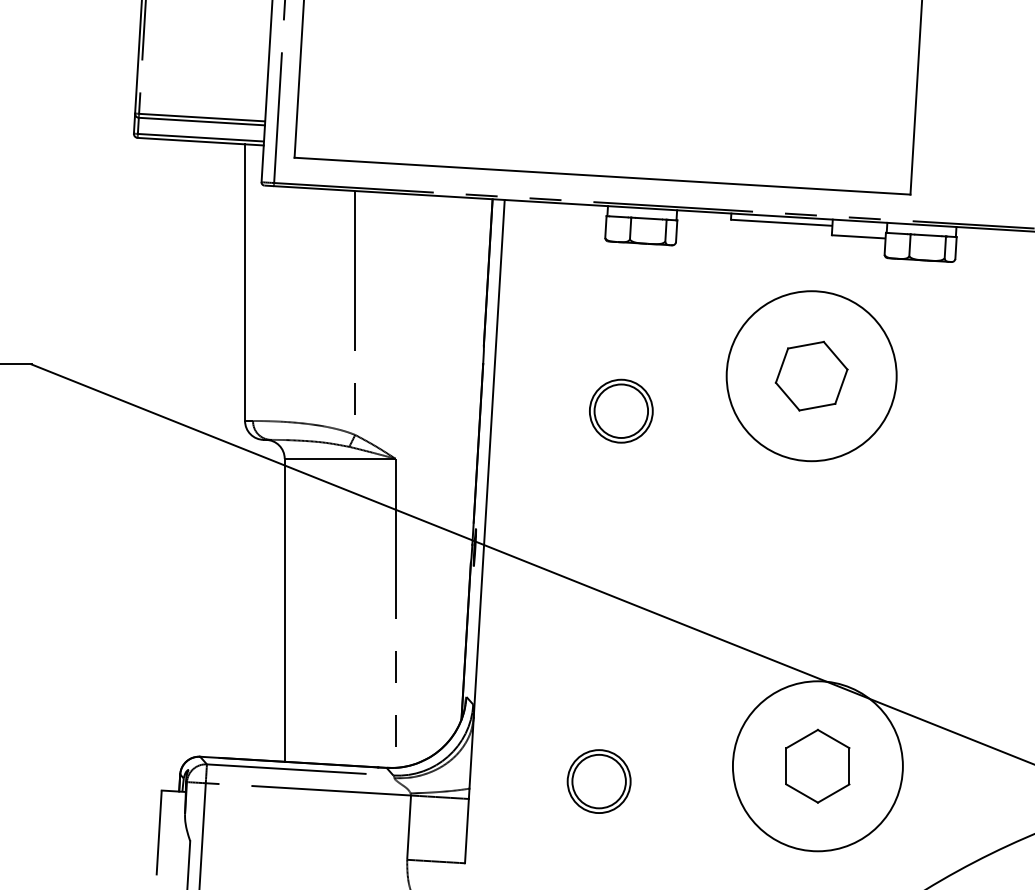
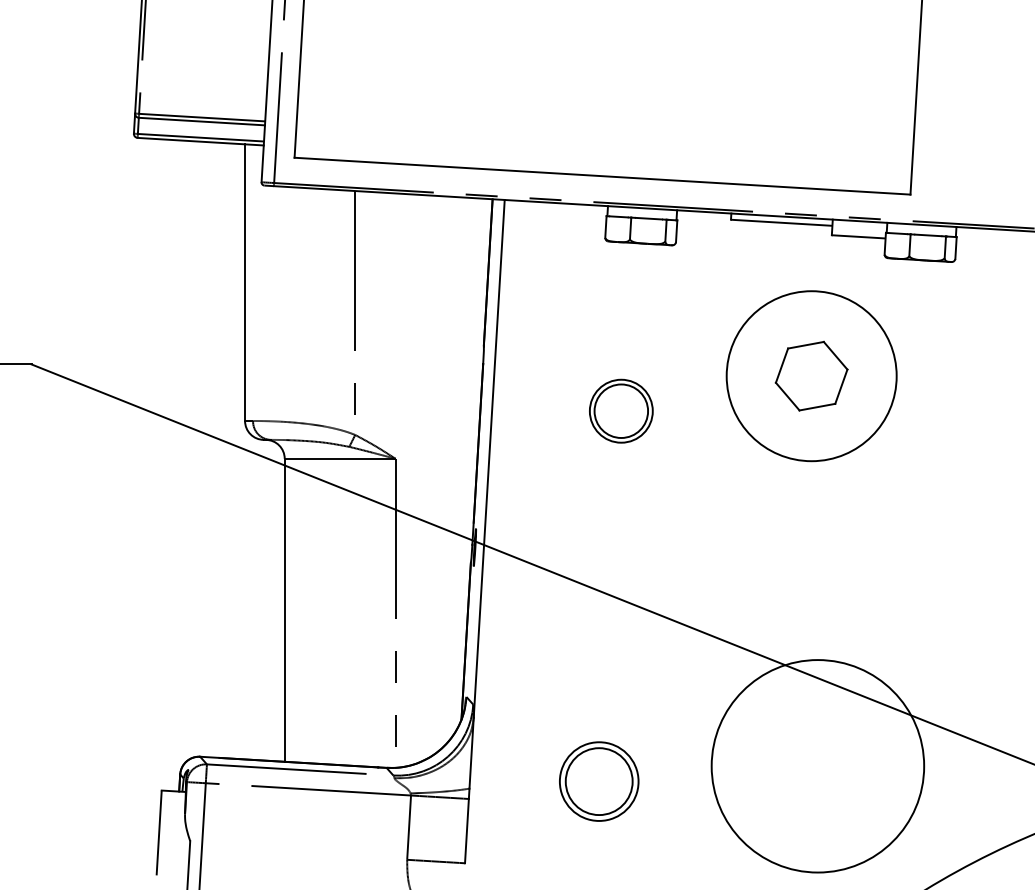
part: present -> none (817, 765)
circle diameter: 170 px -> 212 px (817, 766)
part size: 66x65 px -> 81x81 px (599, 781)
